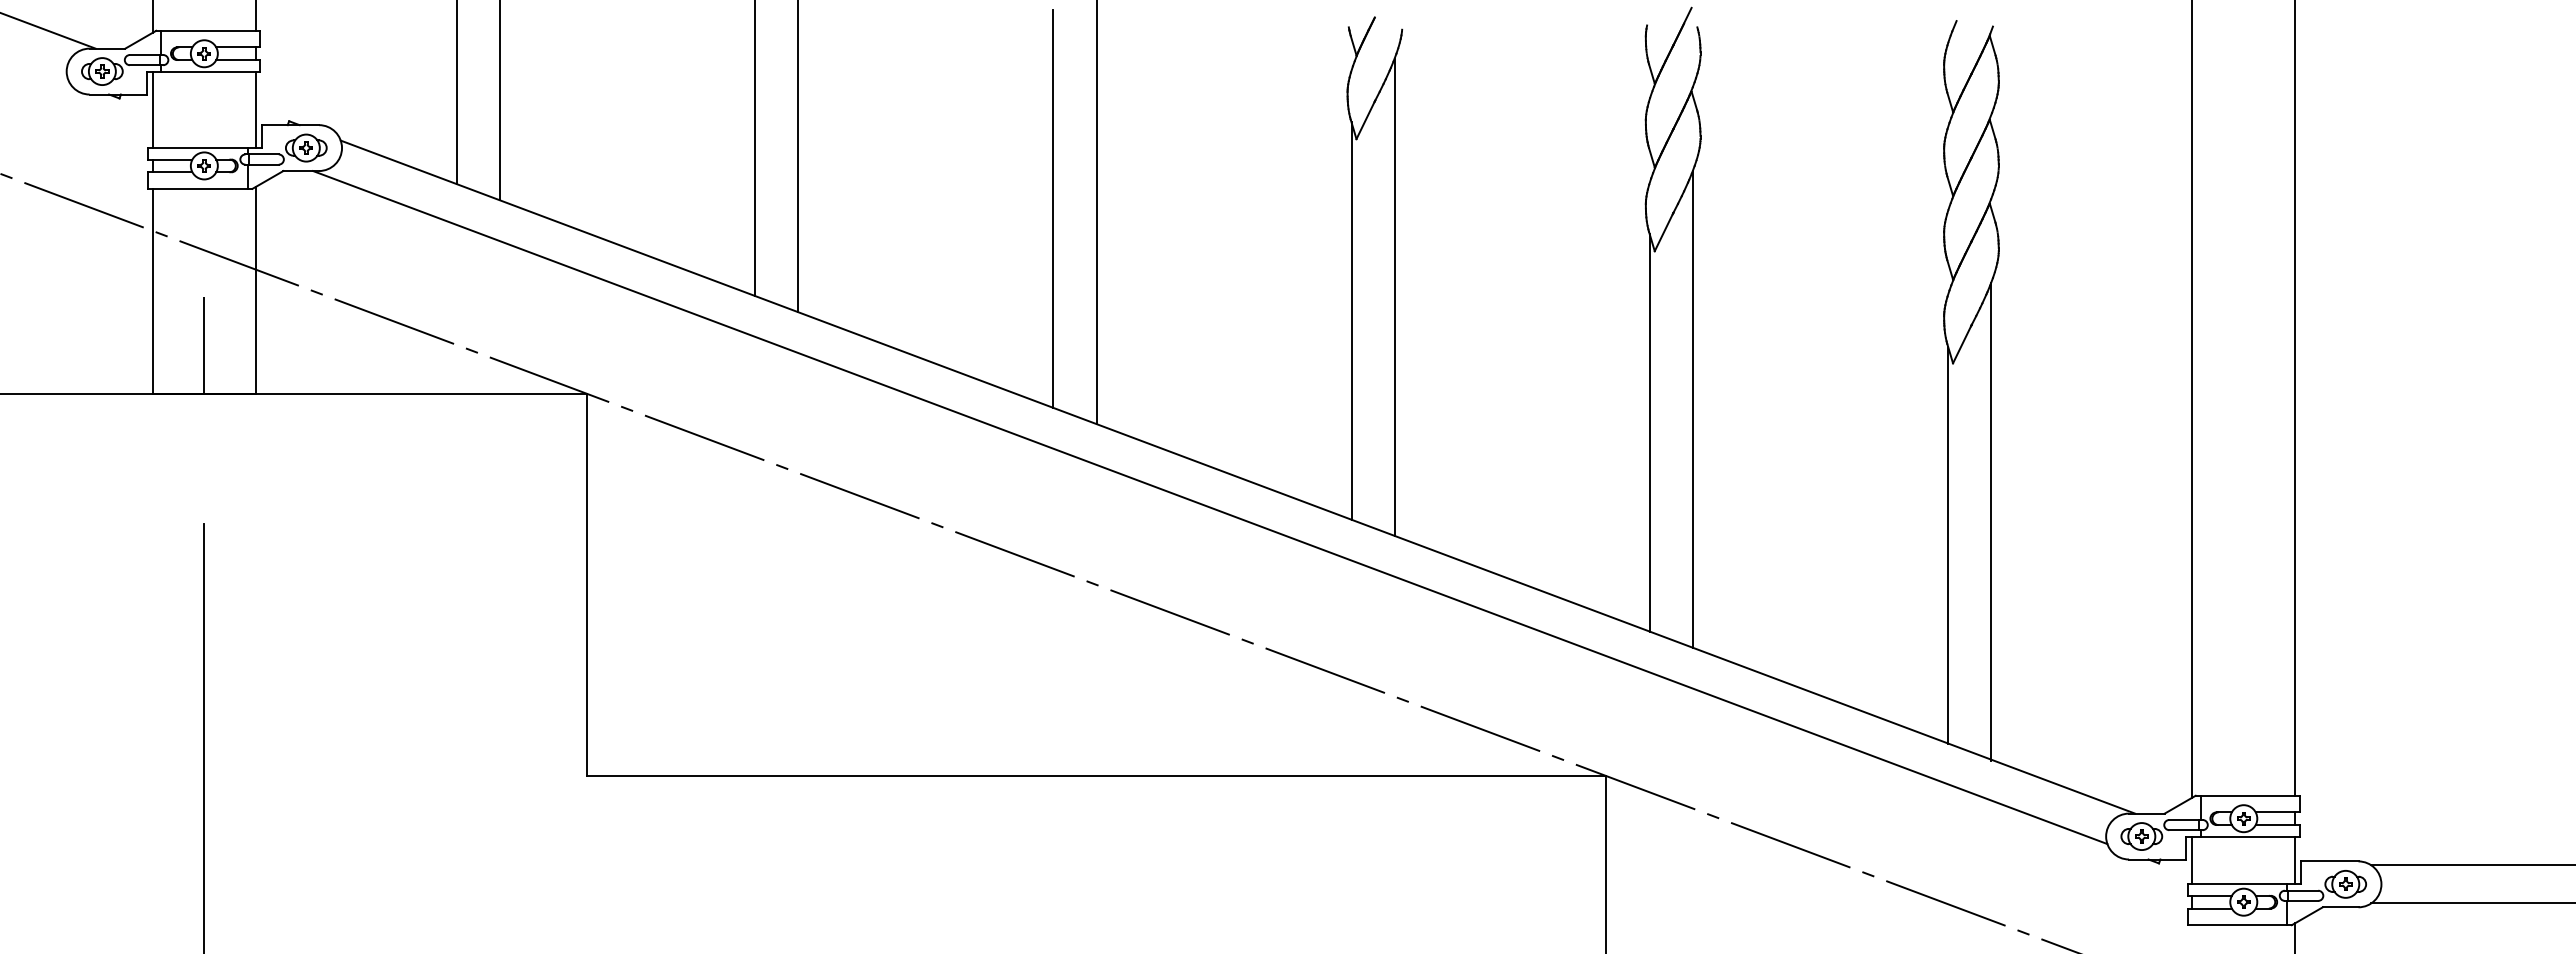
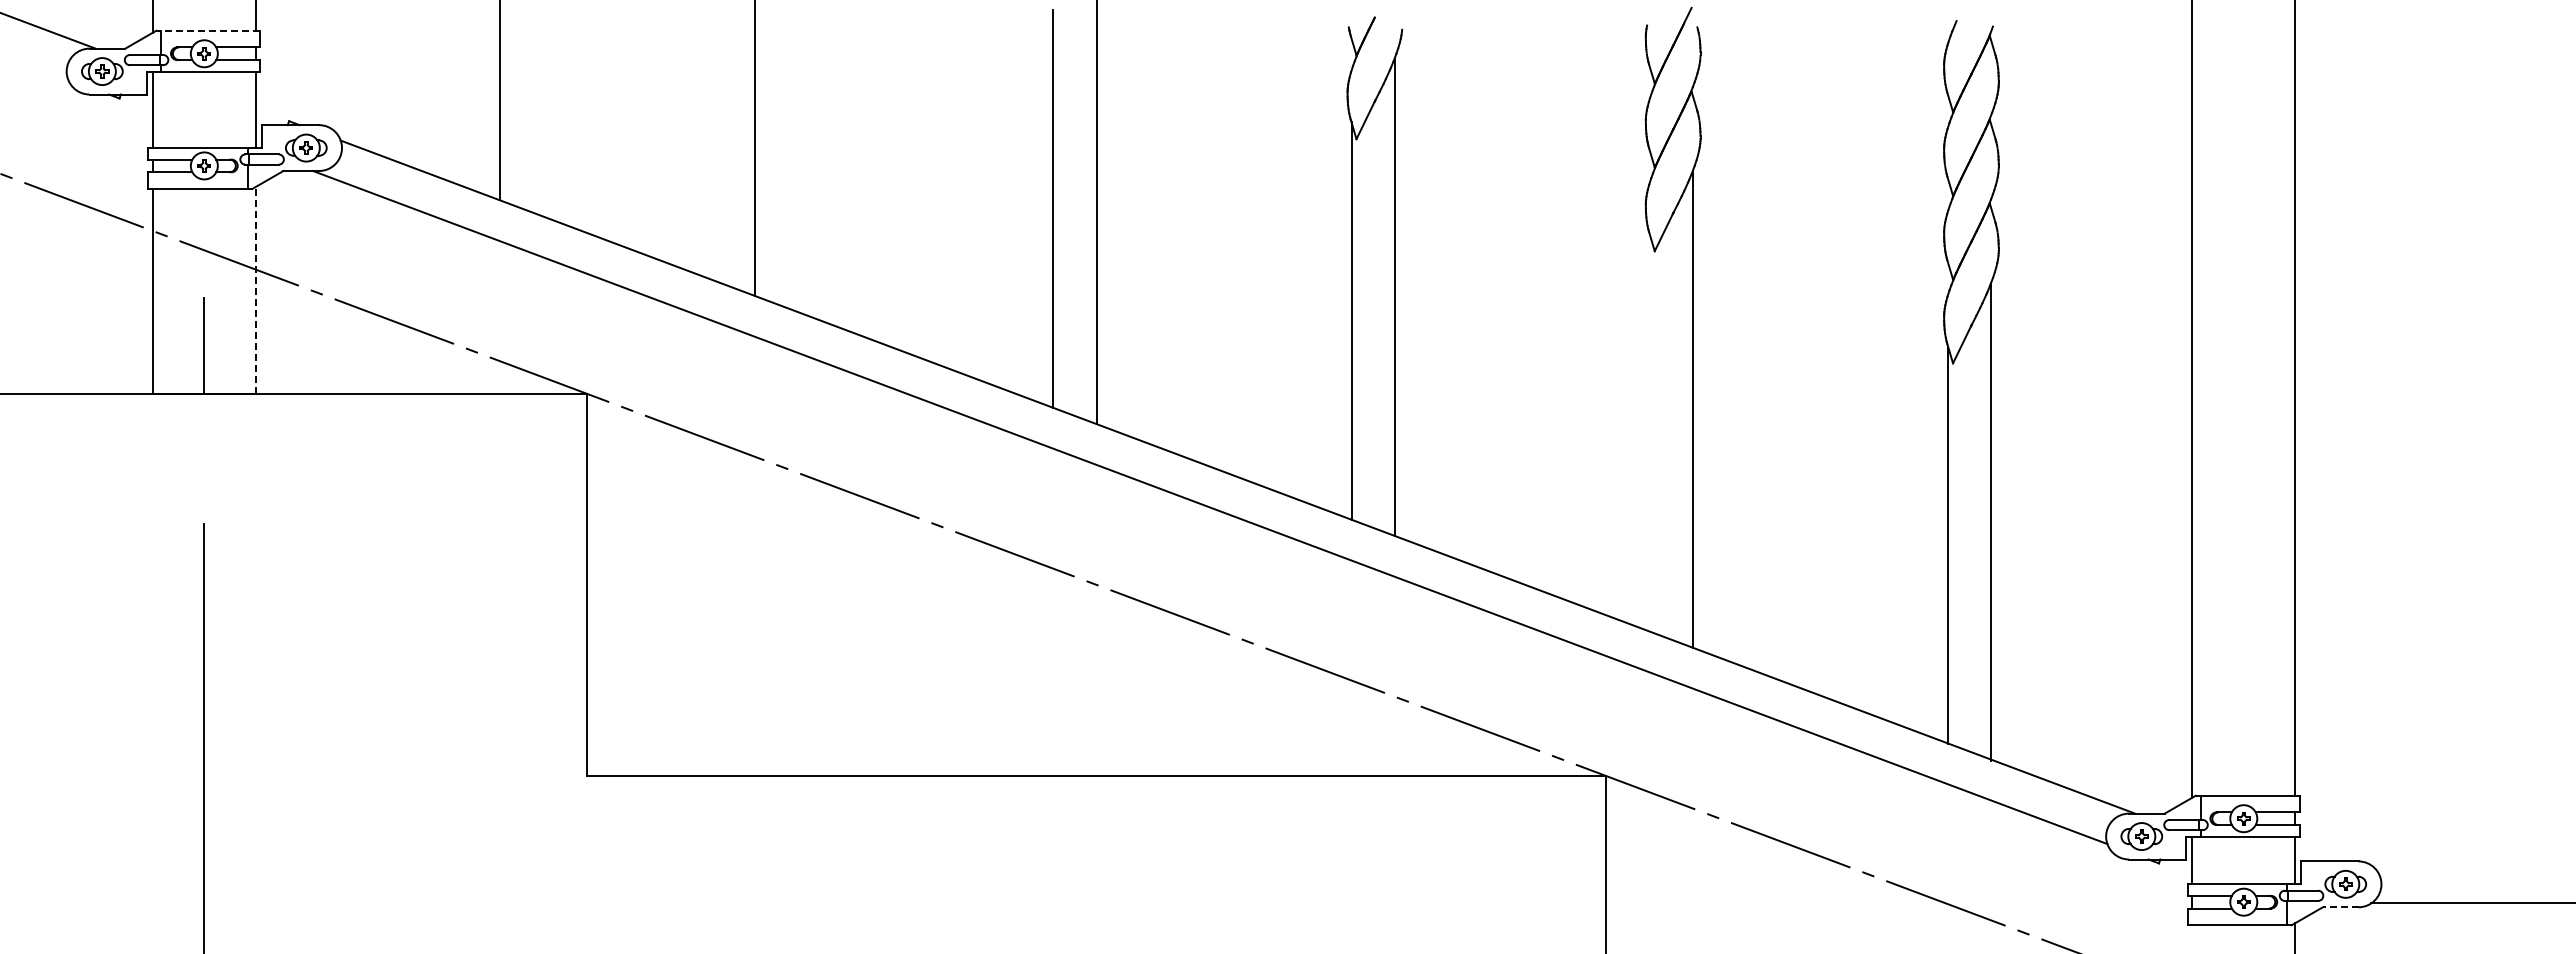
line: solid -> dashed (207, 30)
line: present -> none (456, 92)
line: present -> none (798, 157)
line: solid -> dashed (255, 289)
line: present -> none (1649, 433)
line: present -> none (2471, 865)
line: solid -> dashed (2340, 907)
